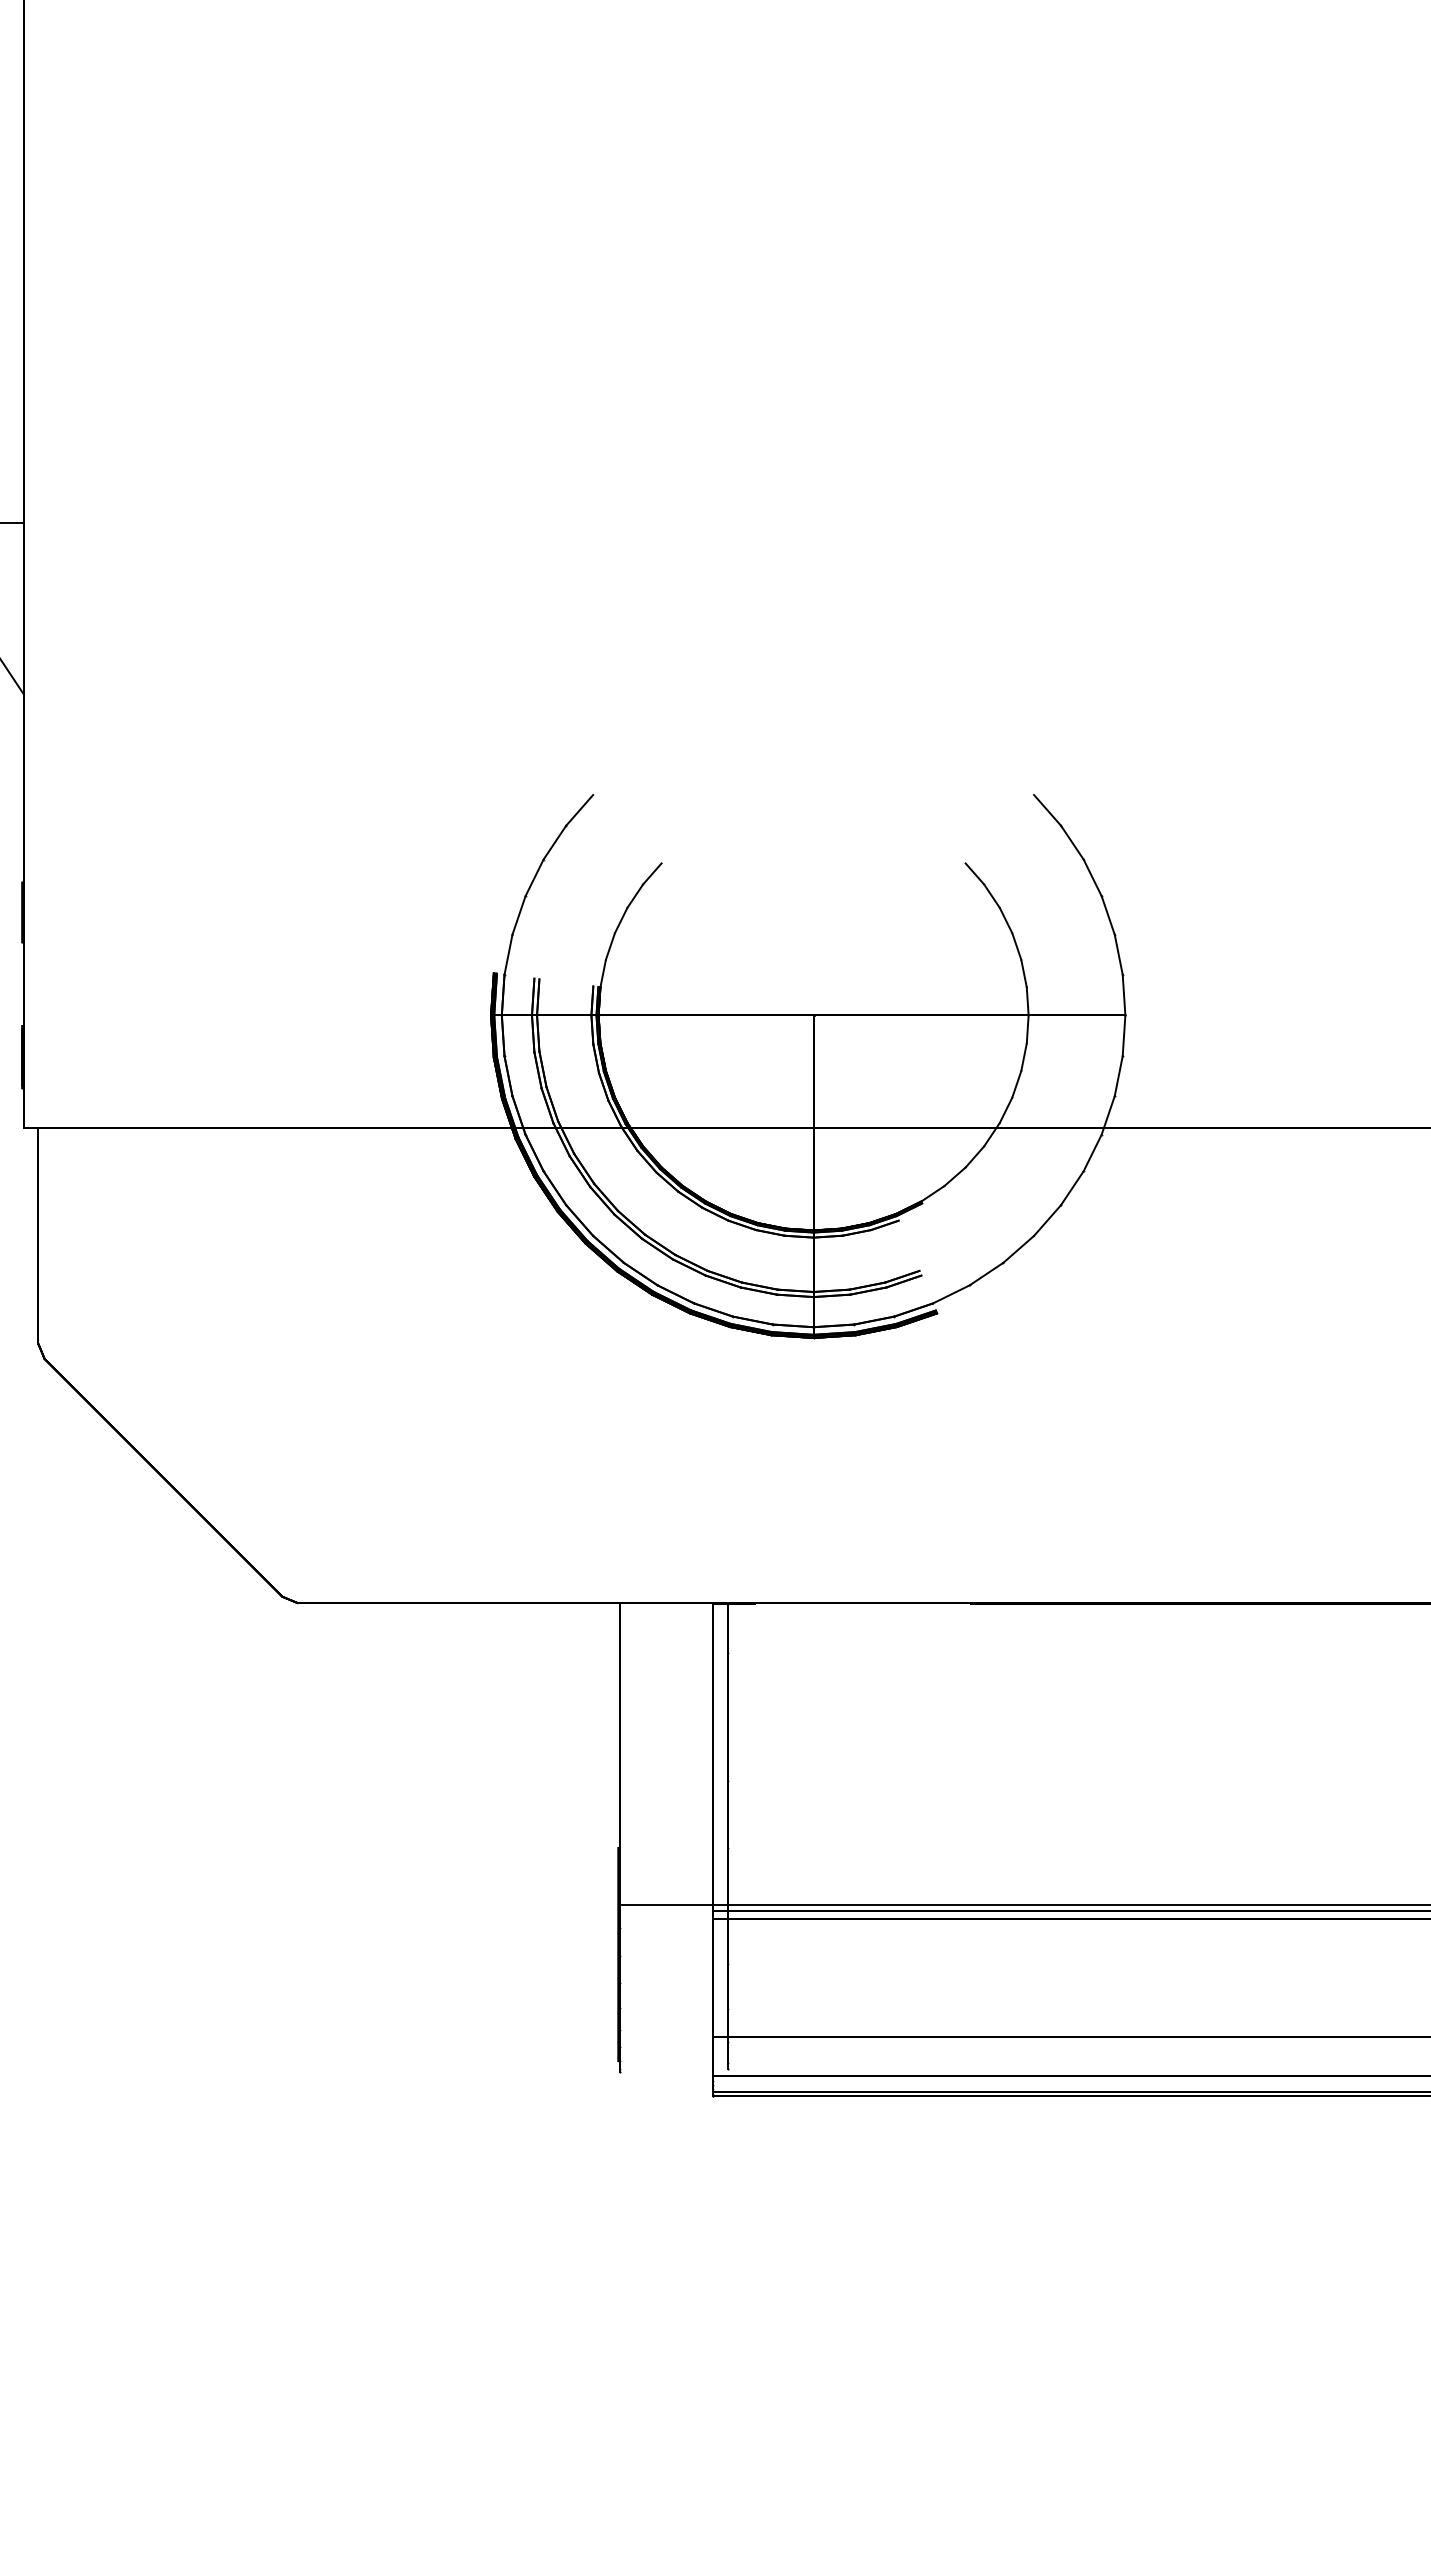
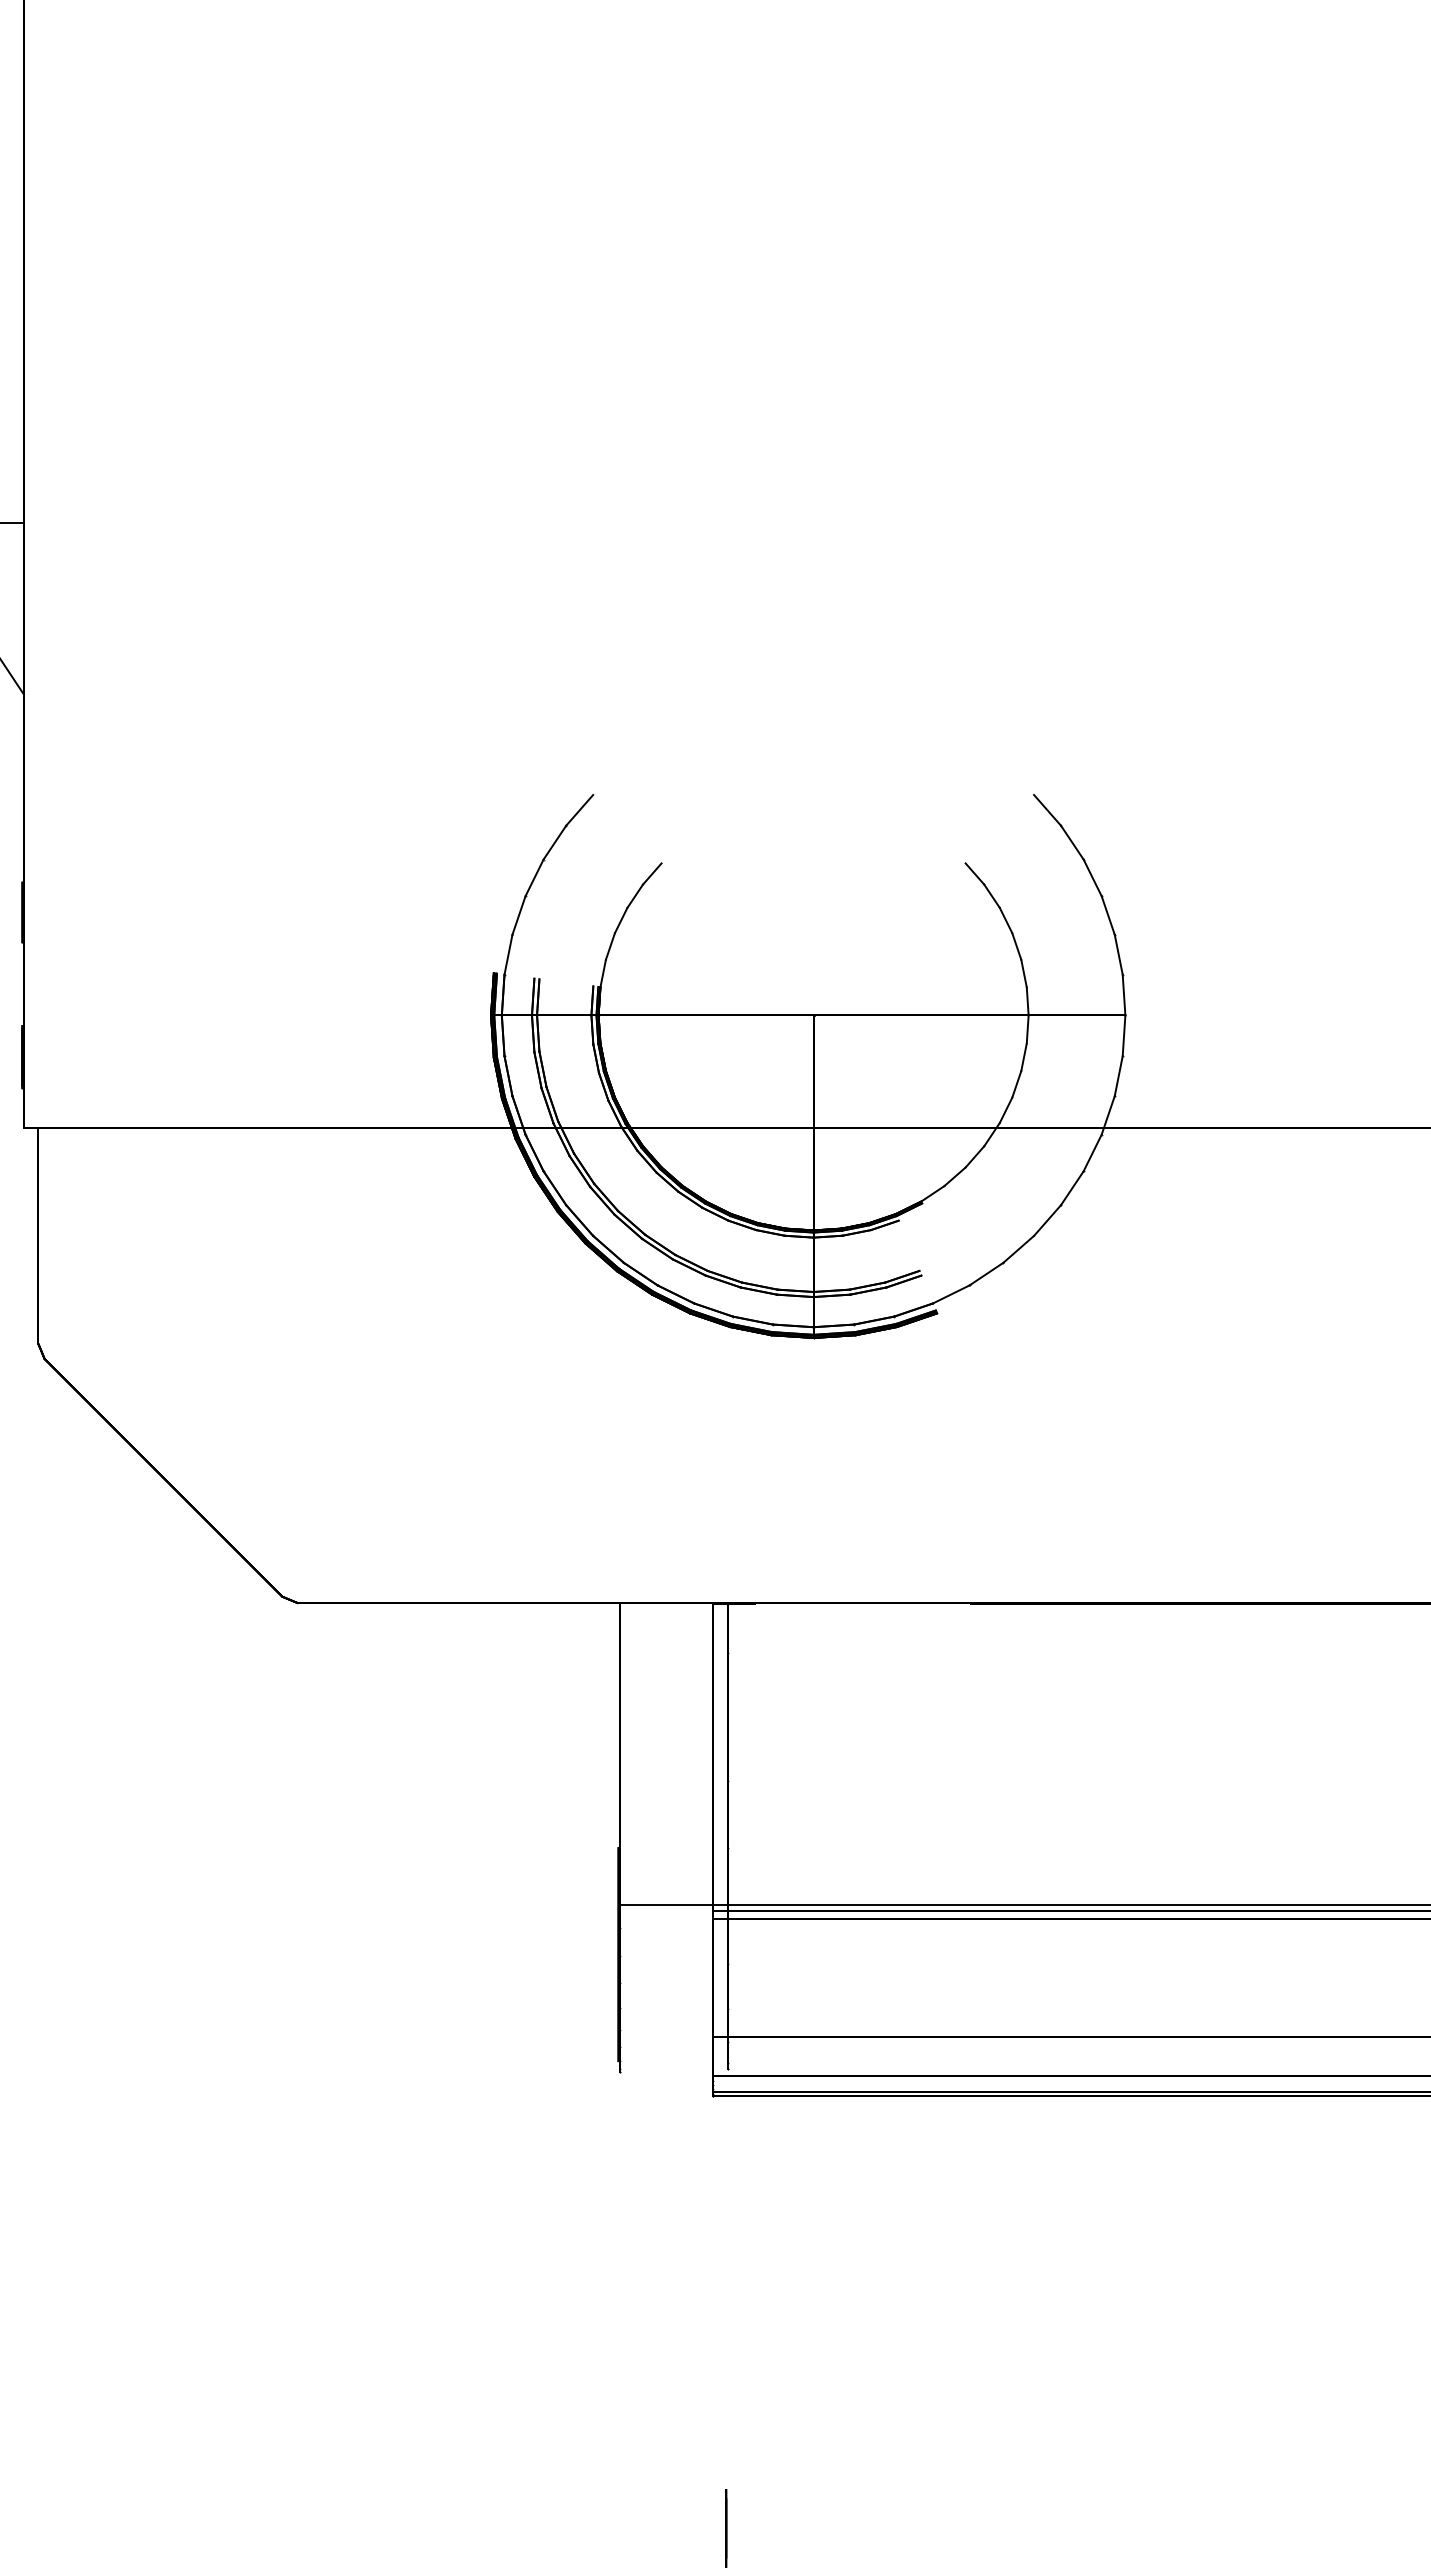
line: none -> present (726, 2528)
